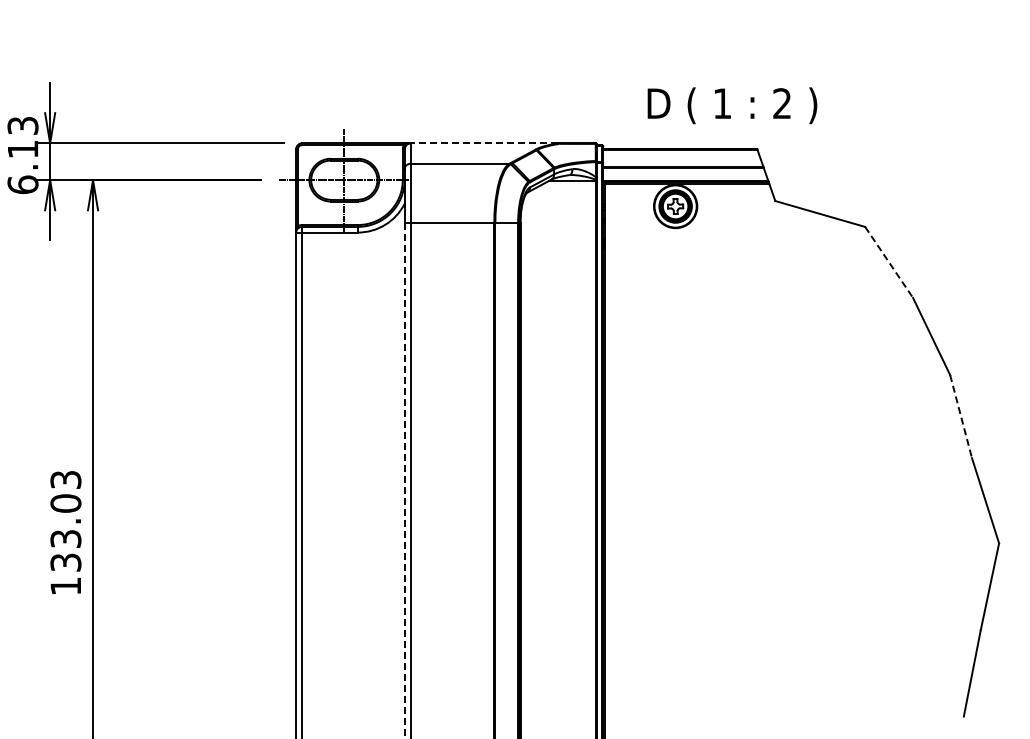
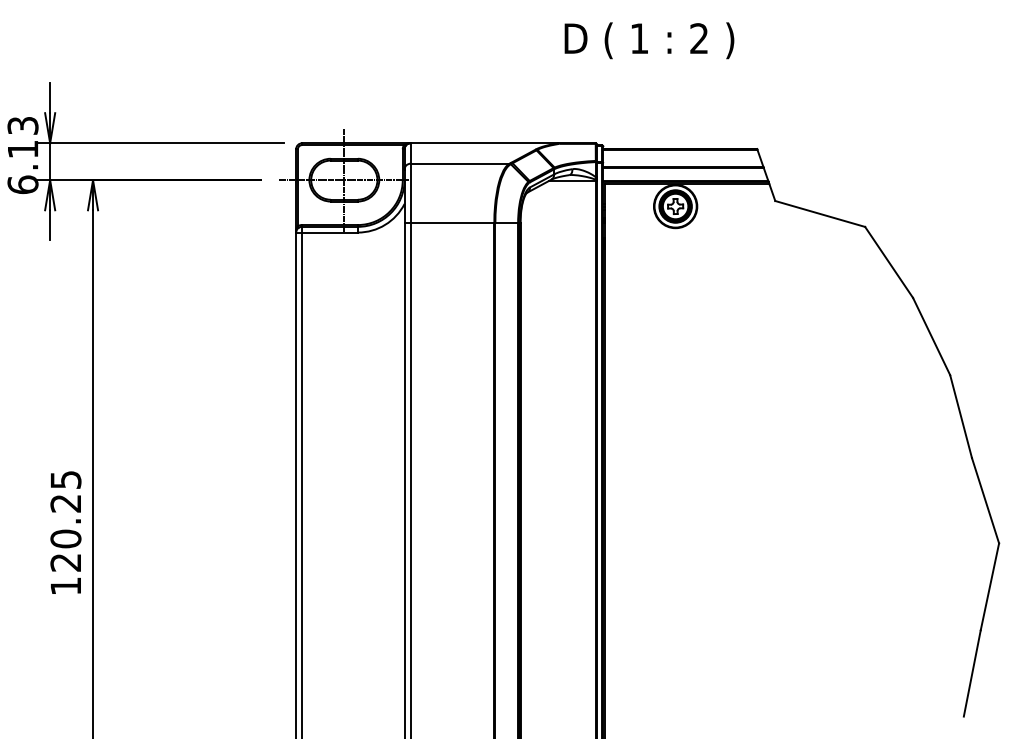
text position: (732, 105) -> (649, 40) (649, 40)
line: dashed -> solid (484, 143)
line: dashed -> solid (889, 262)
line: dashed -> solid (961, 416)
line: dashed -> solid (404, 480)
text: 133.03 -> 120.25 (65, 521)
